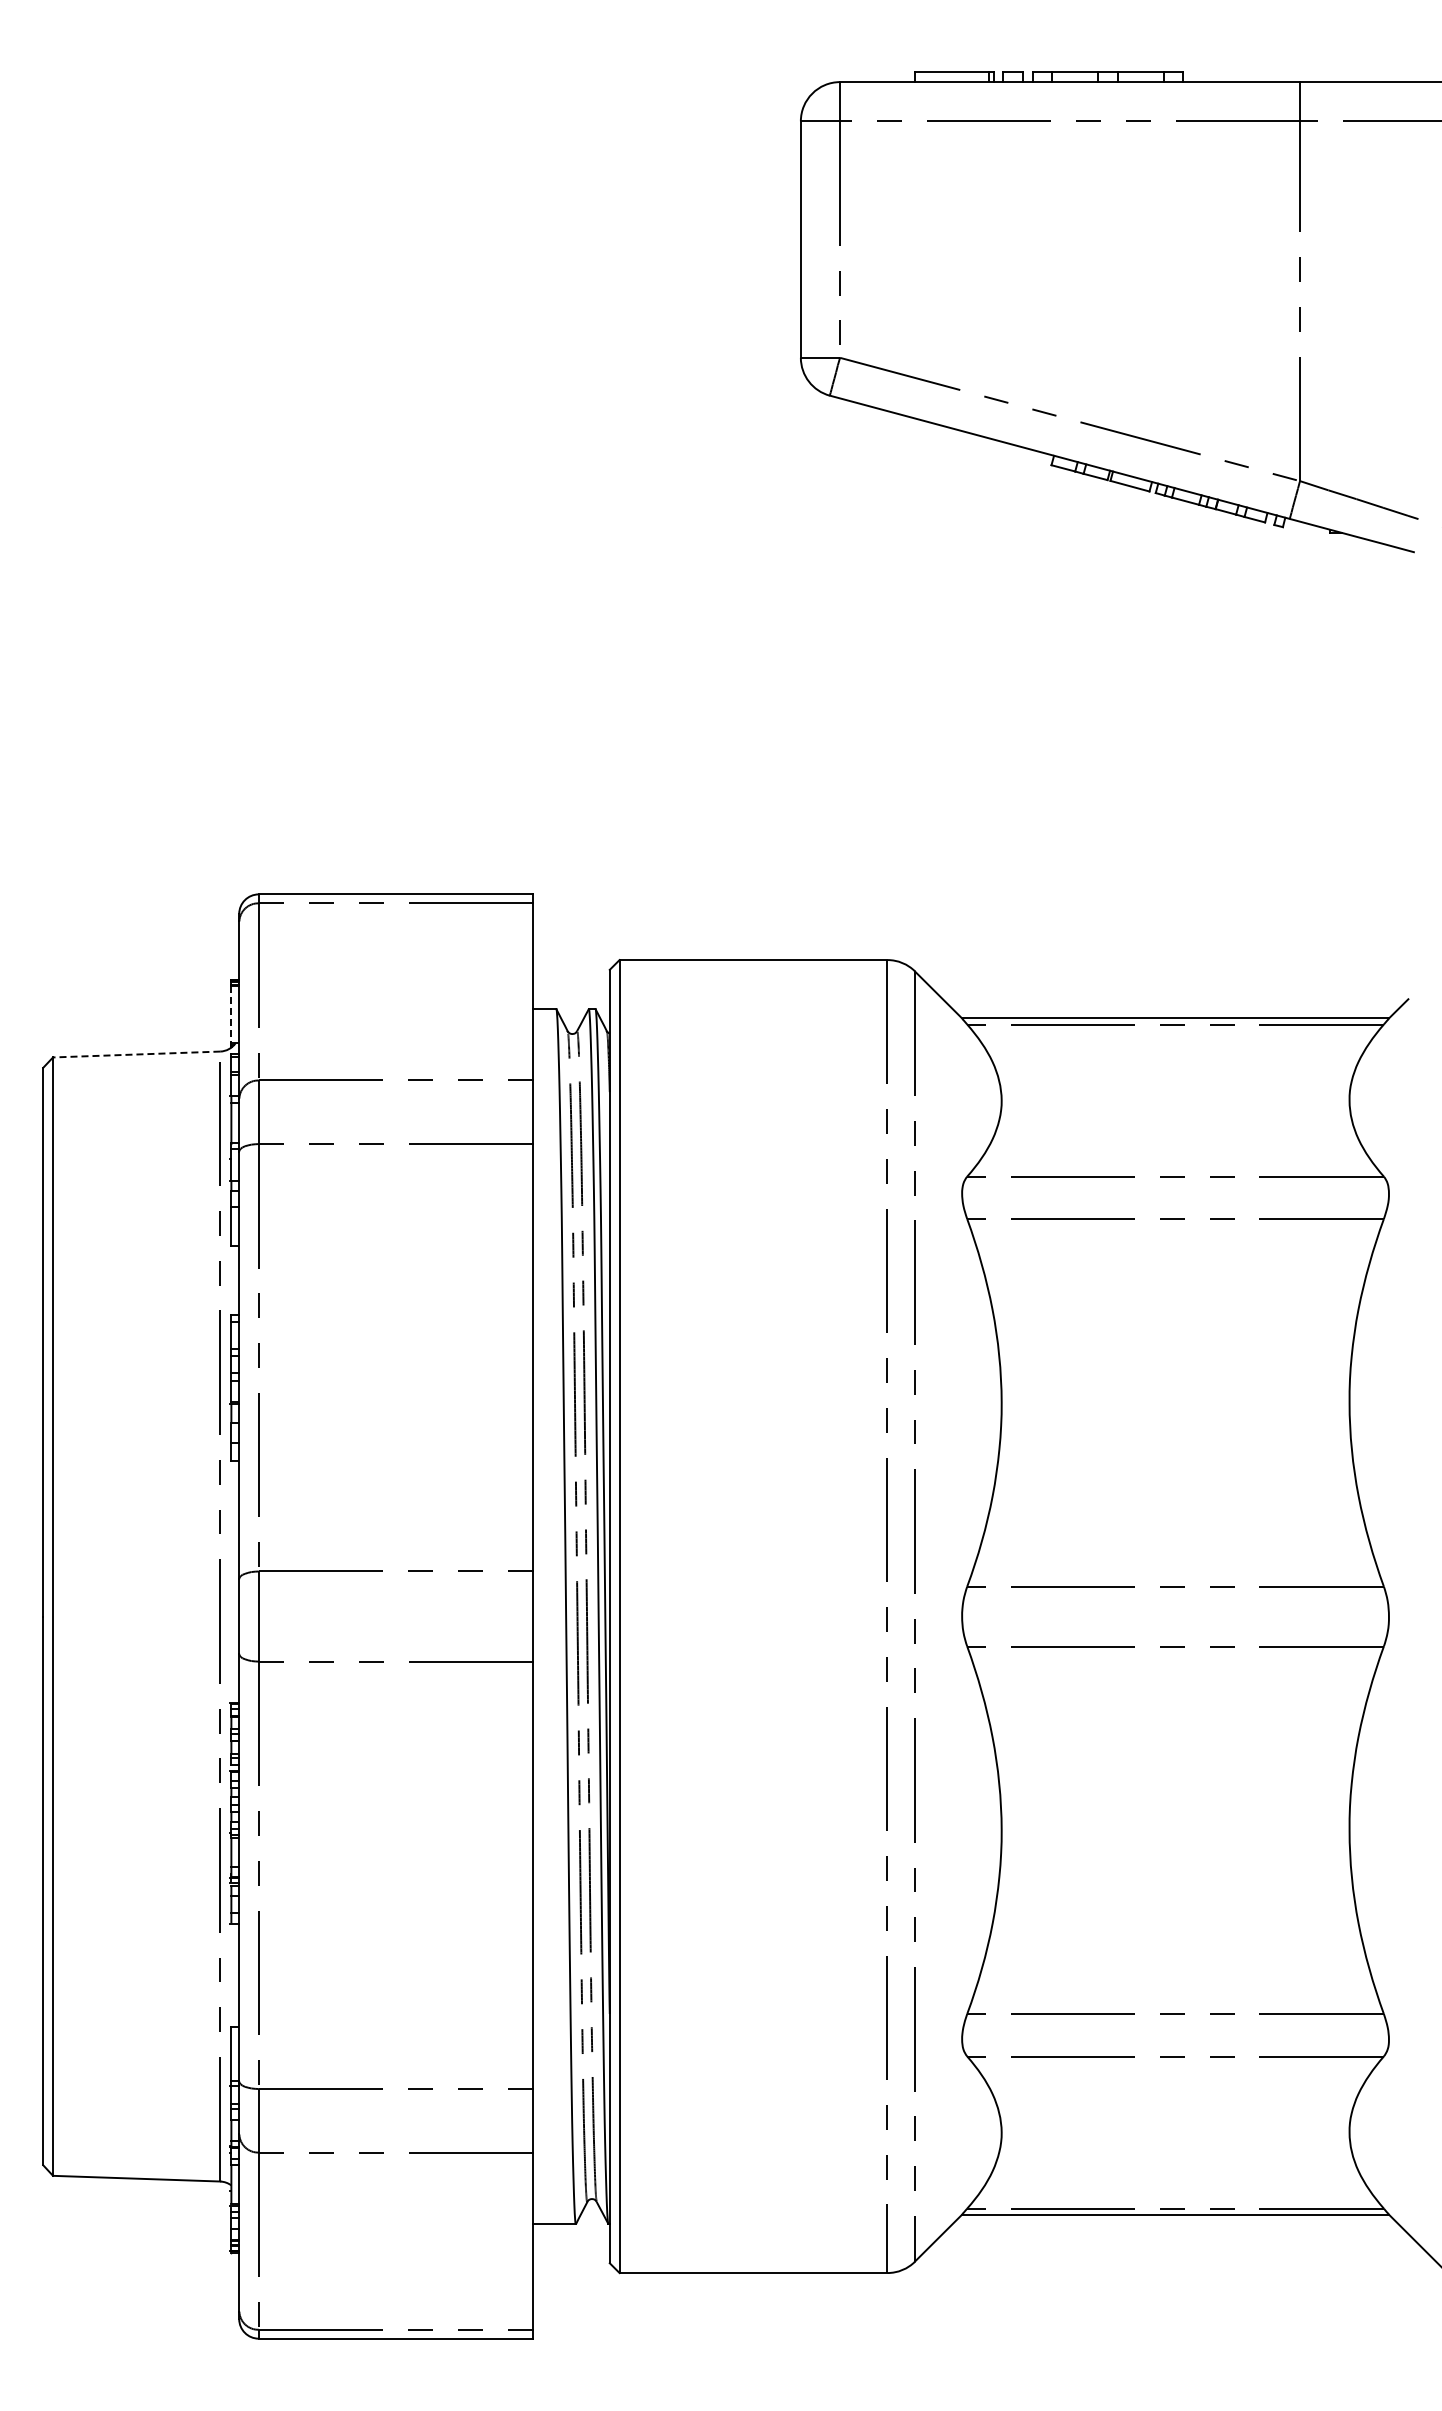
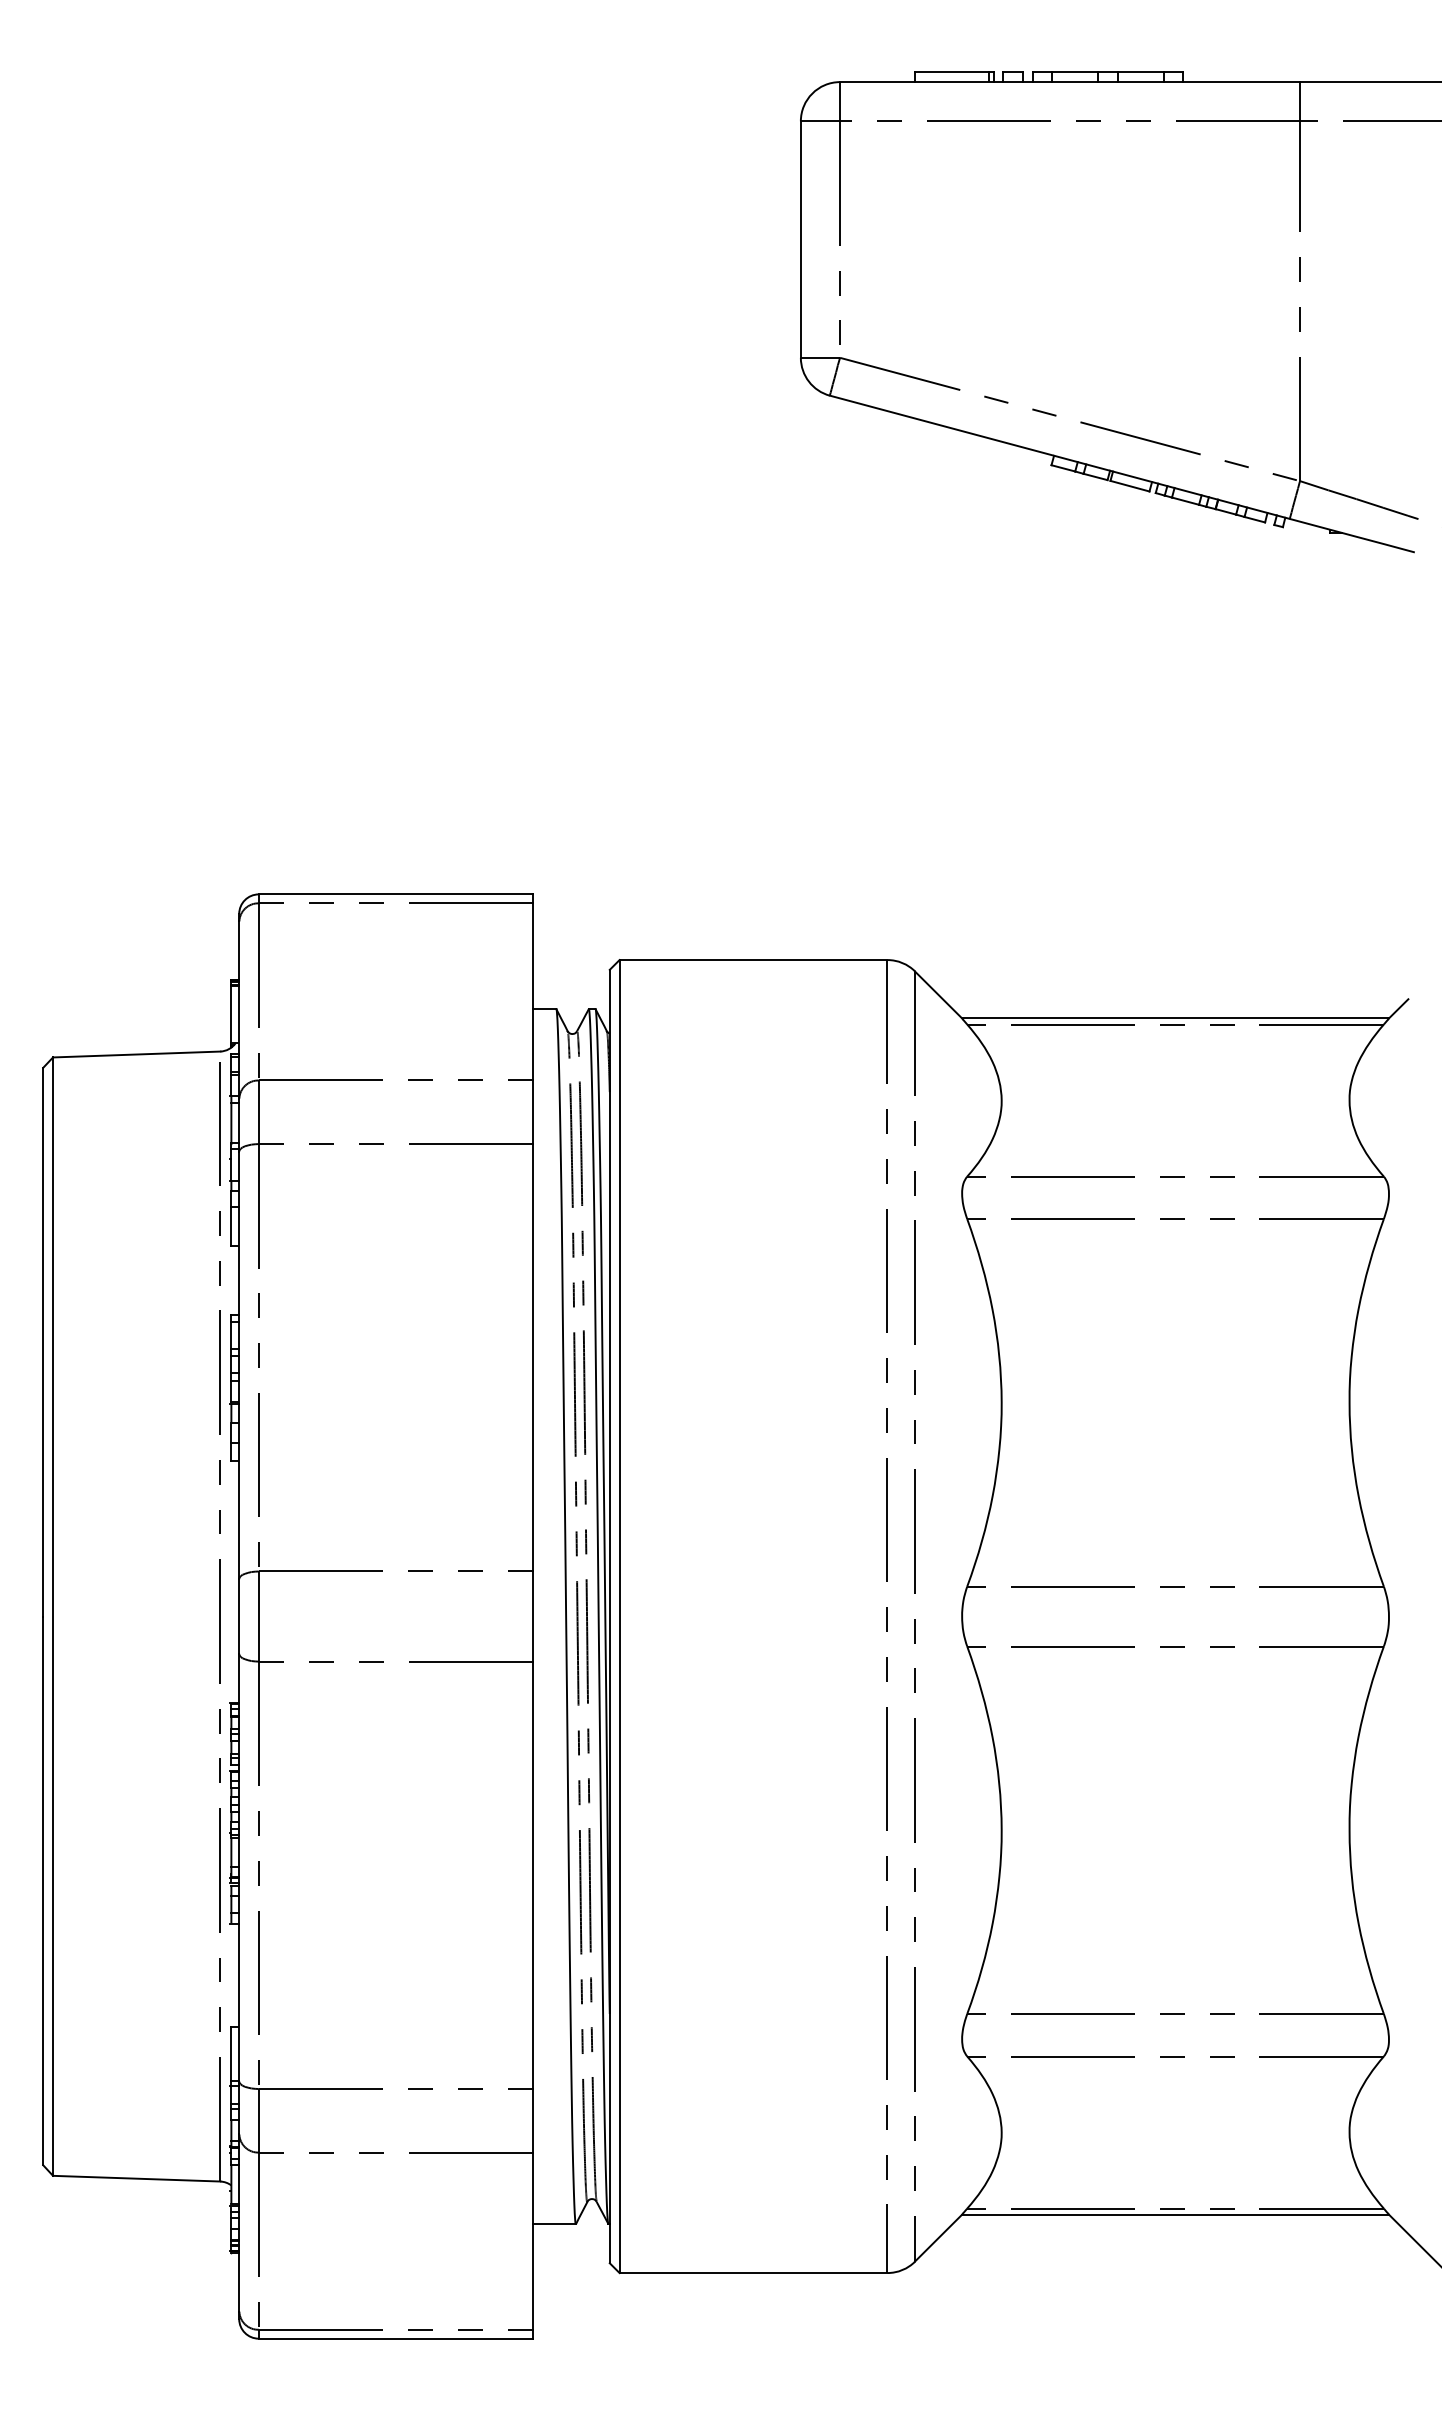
line: dashed -> solid (231, 1014)
line: dashed -> solid (136, 1054)
